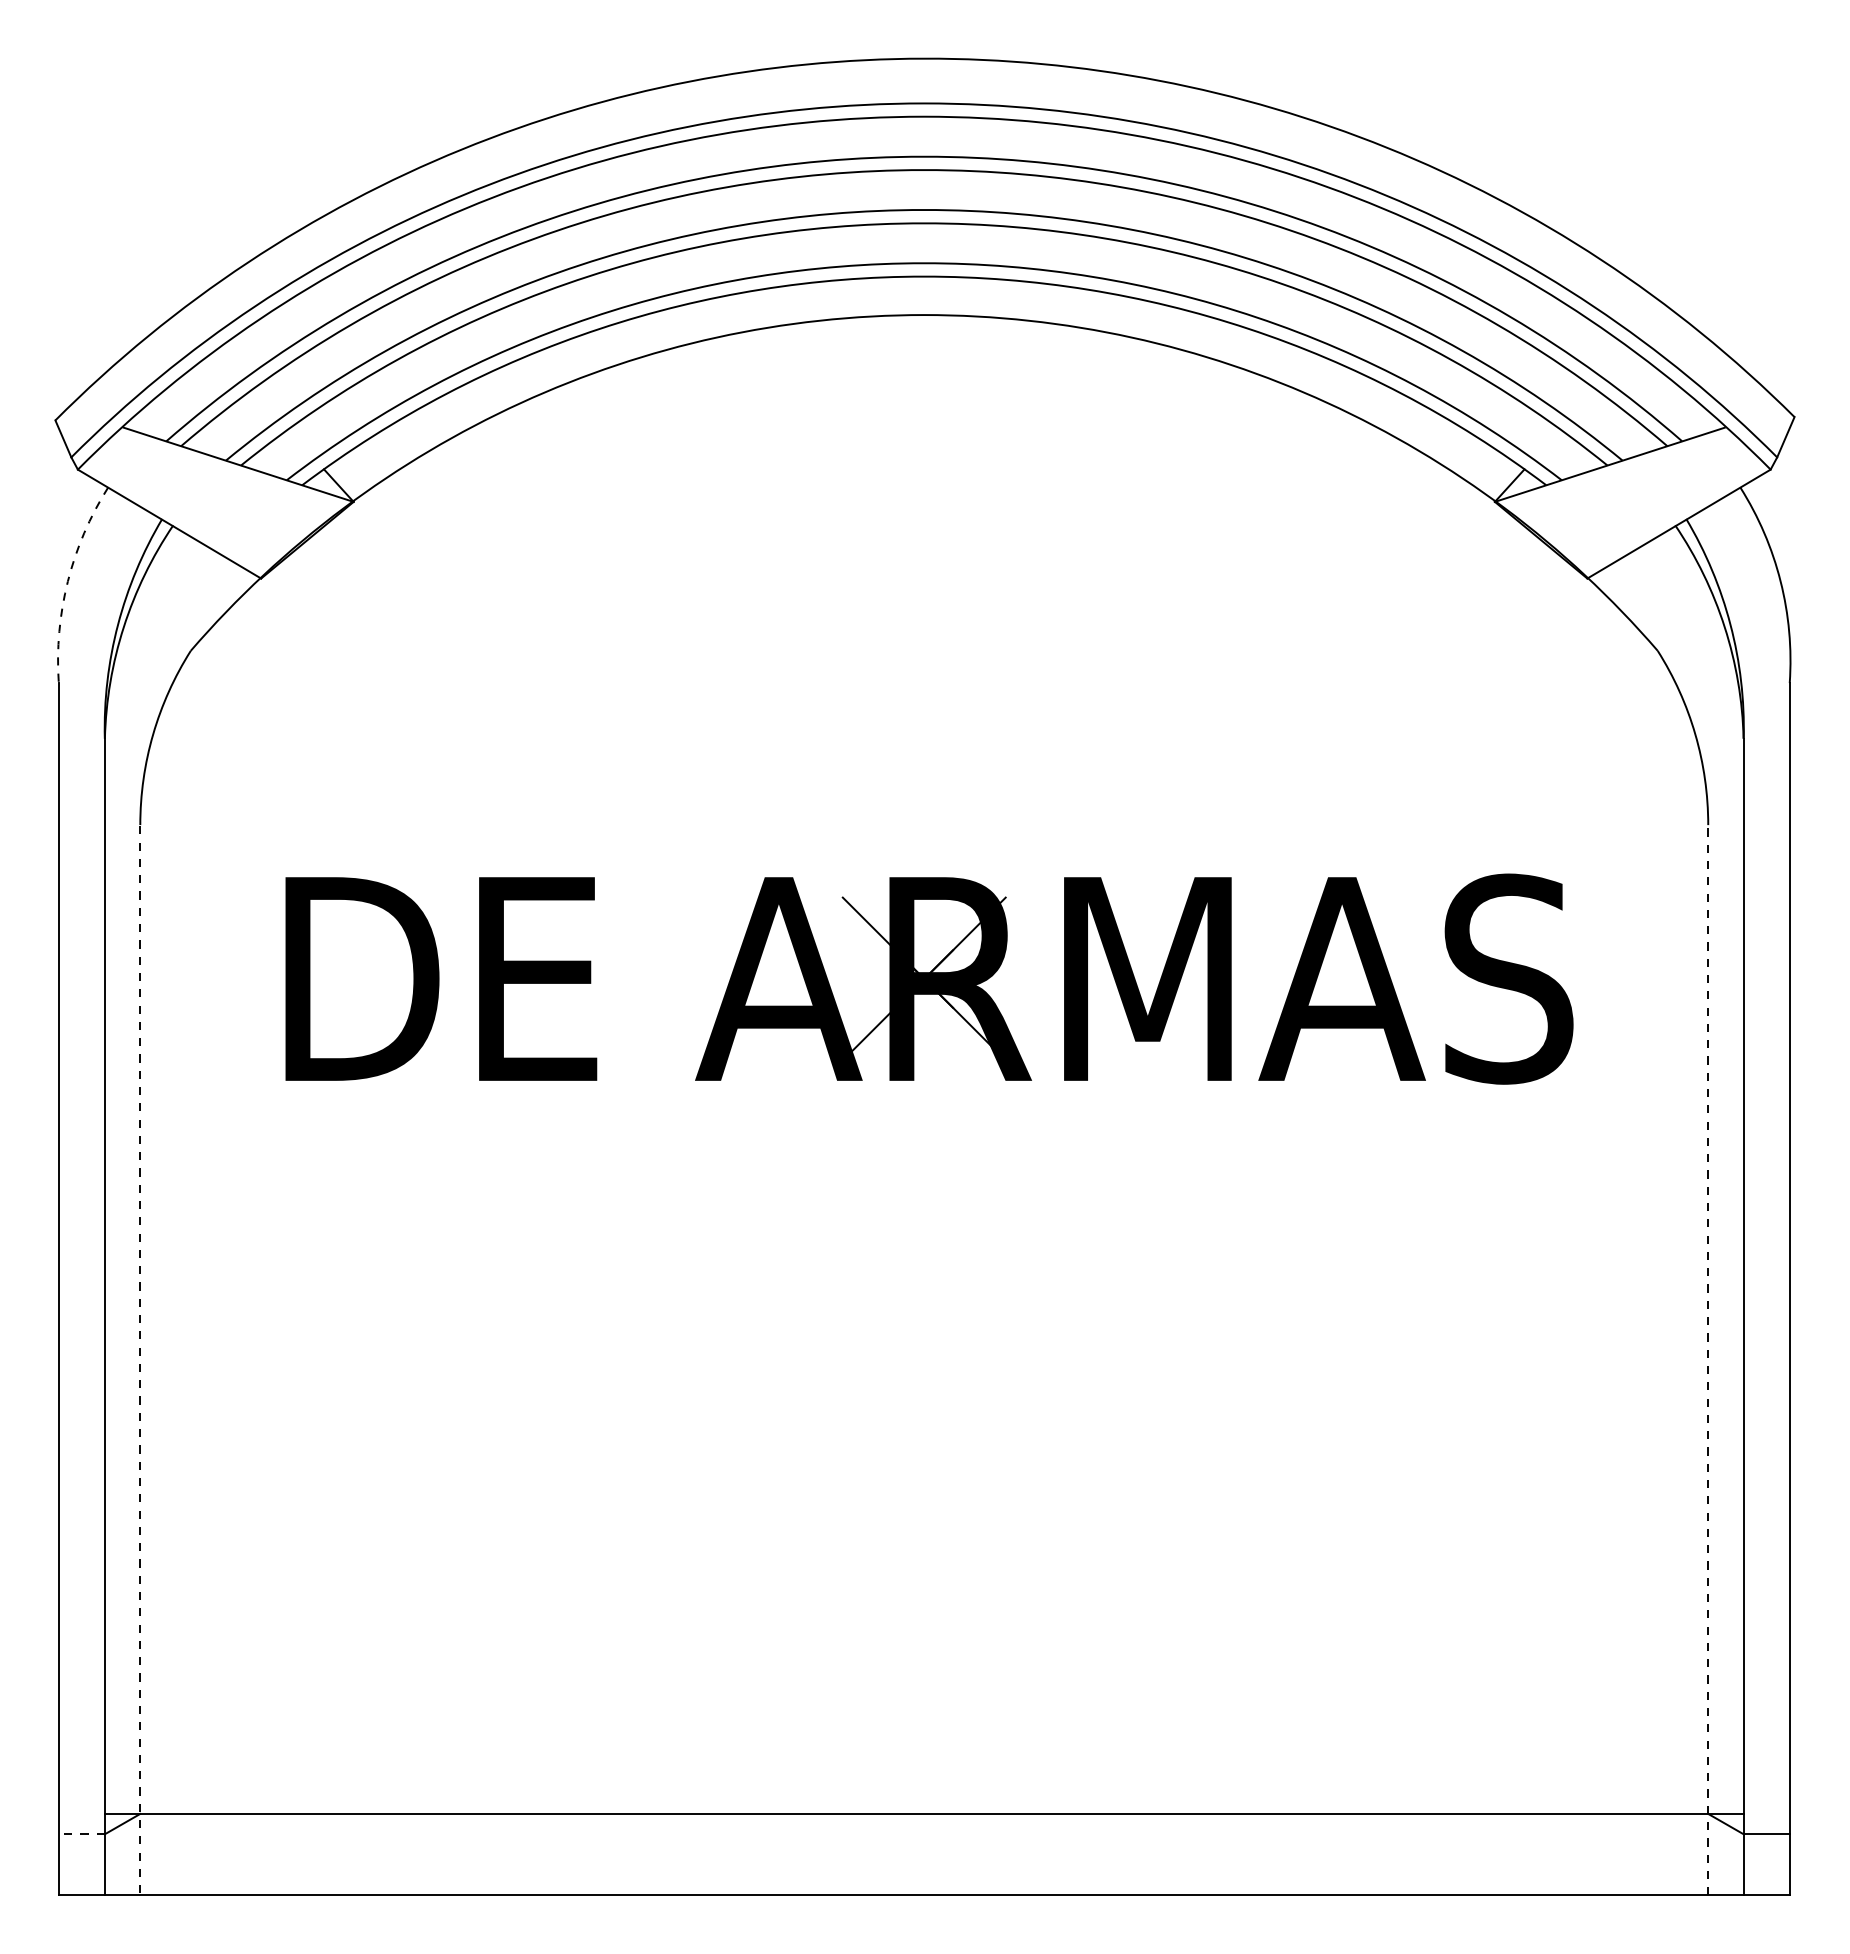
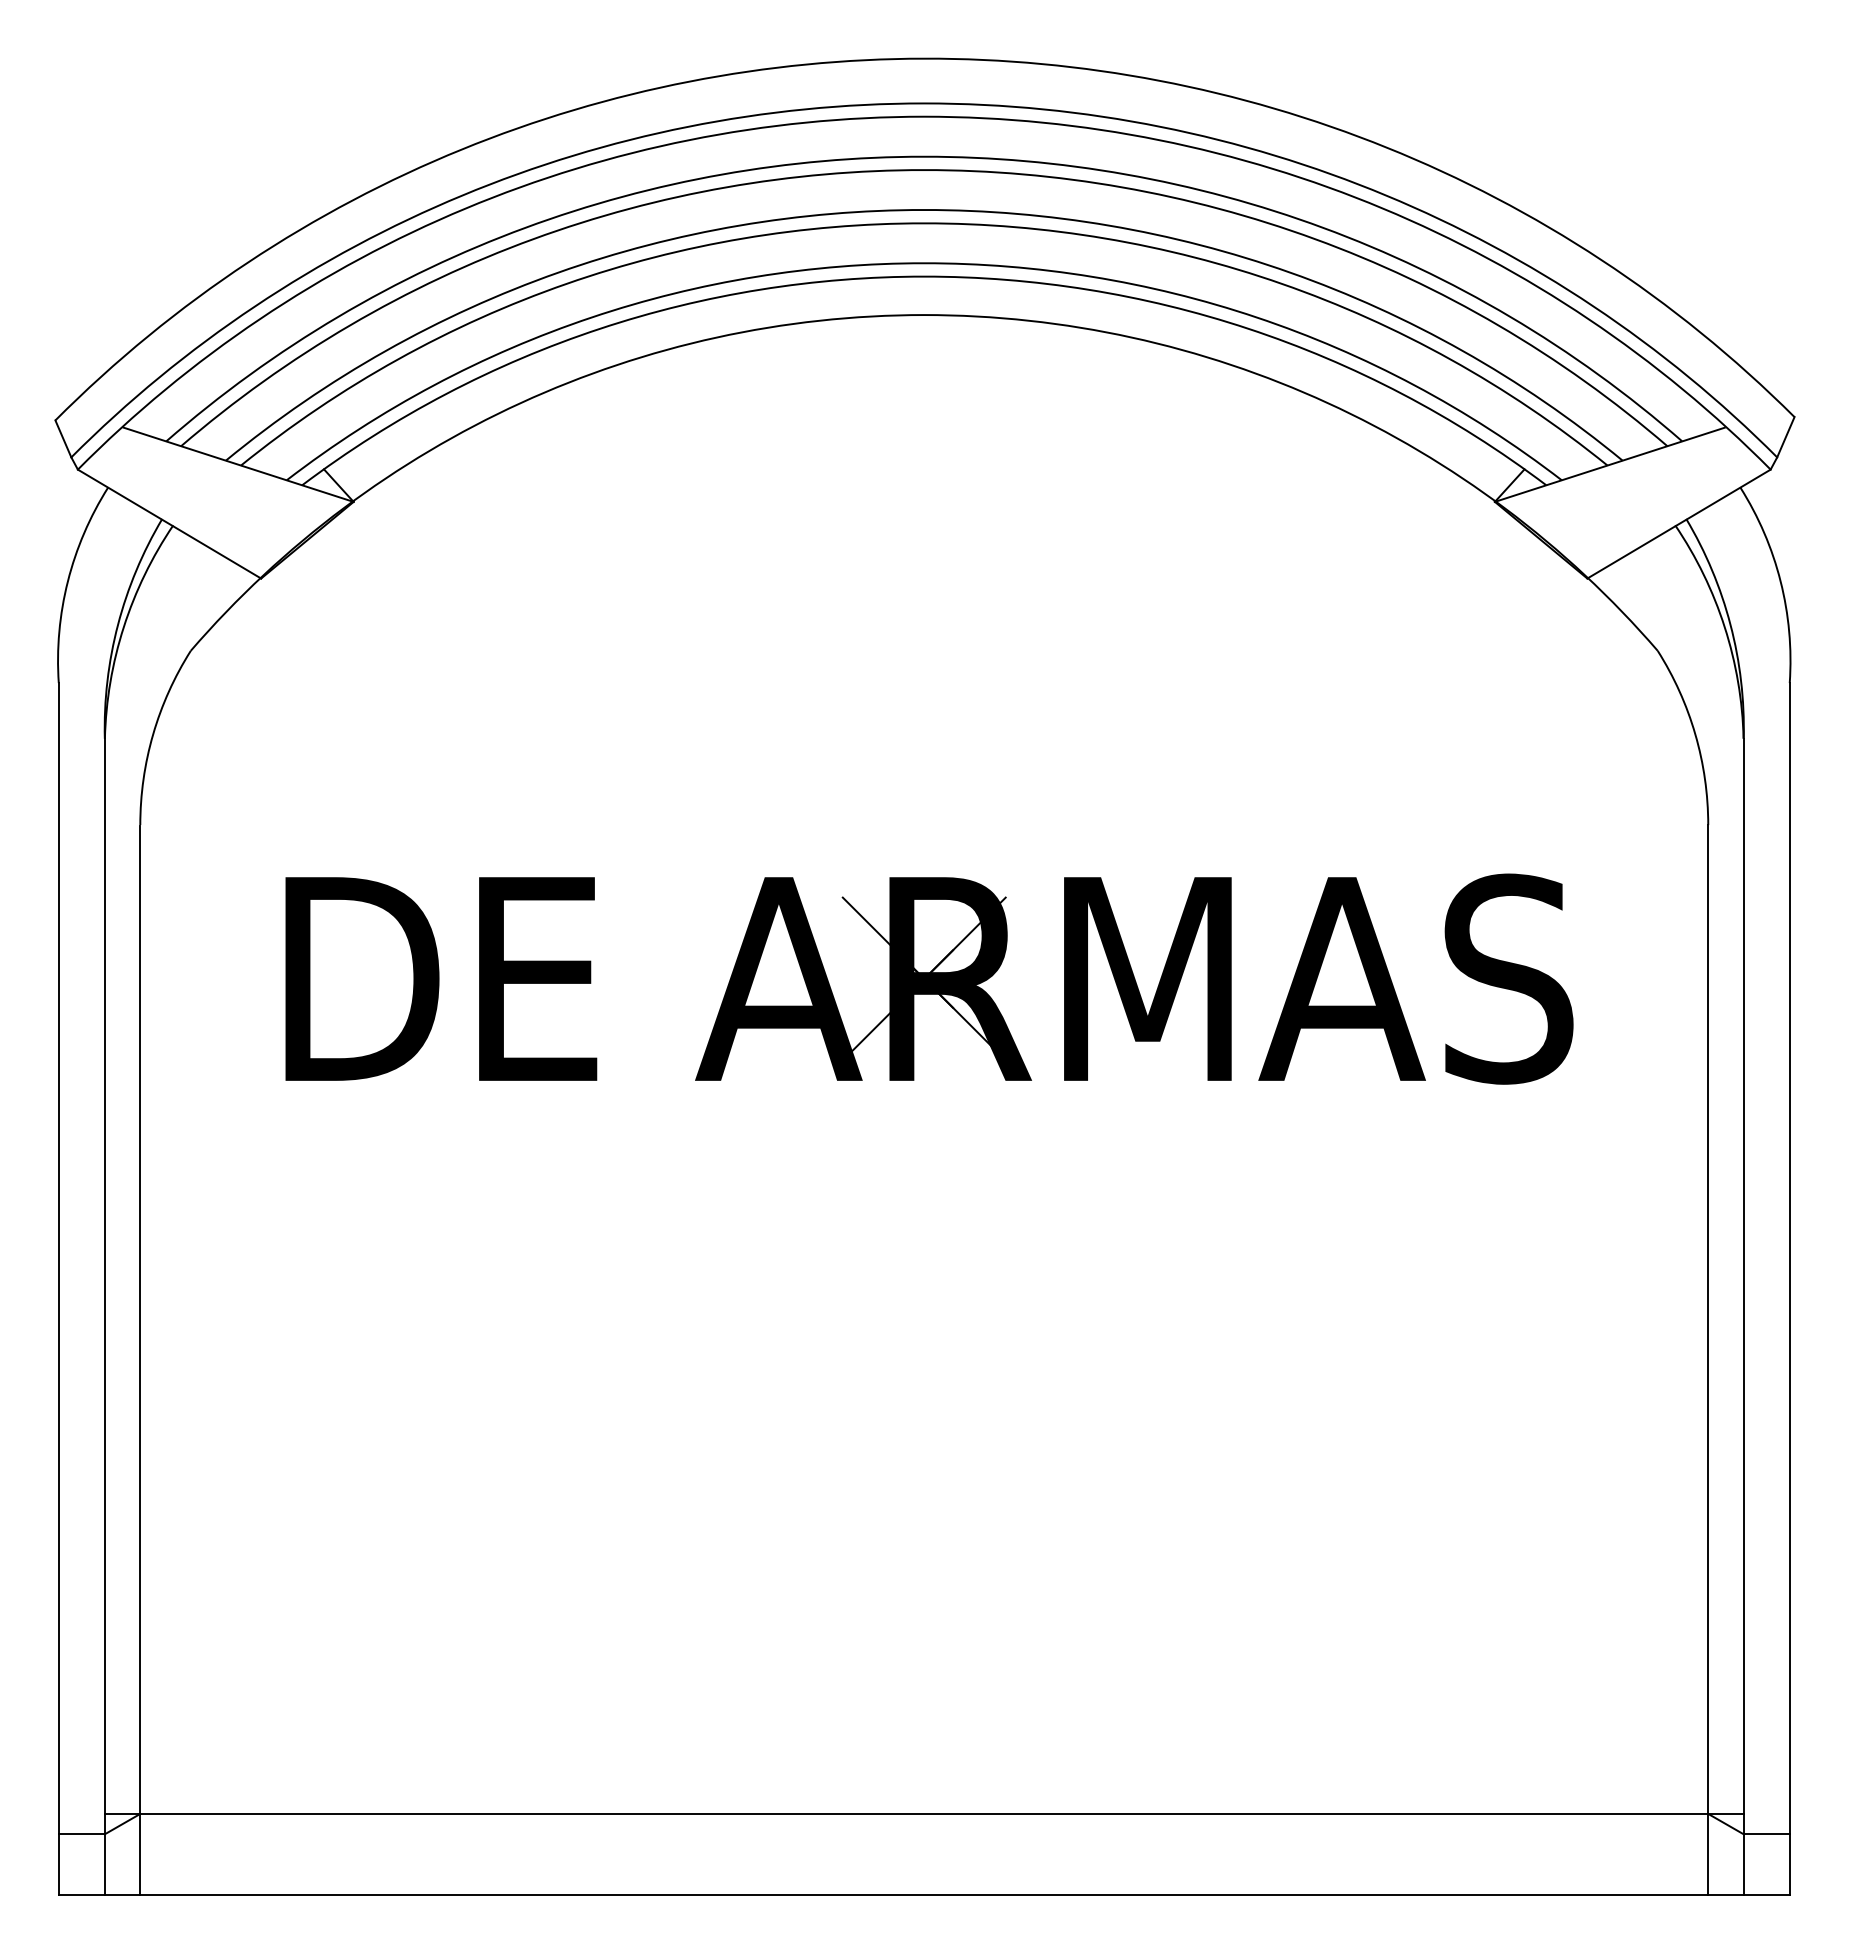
arc: dashed -> solid (67, 581)
line: dashed -> solid (1708, 1359)
line: dashed -> solid (140, 1360)
line: dashed -> solid (81, 1834)
